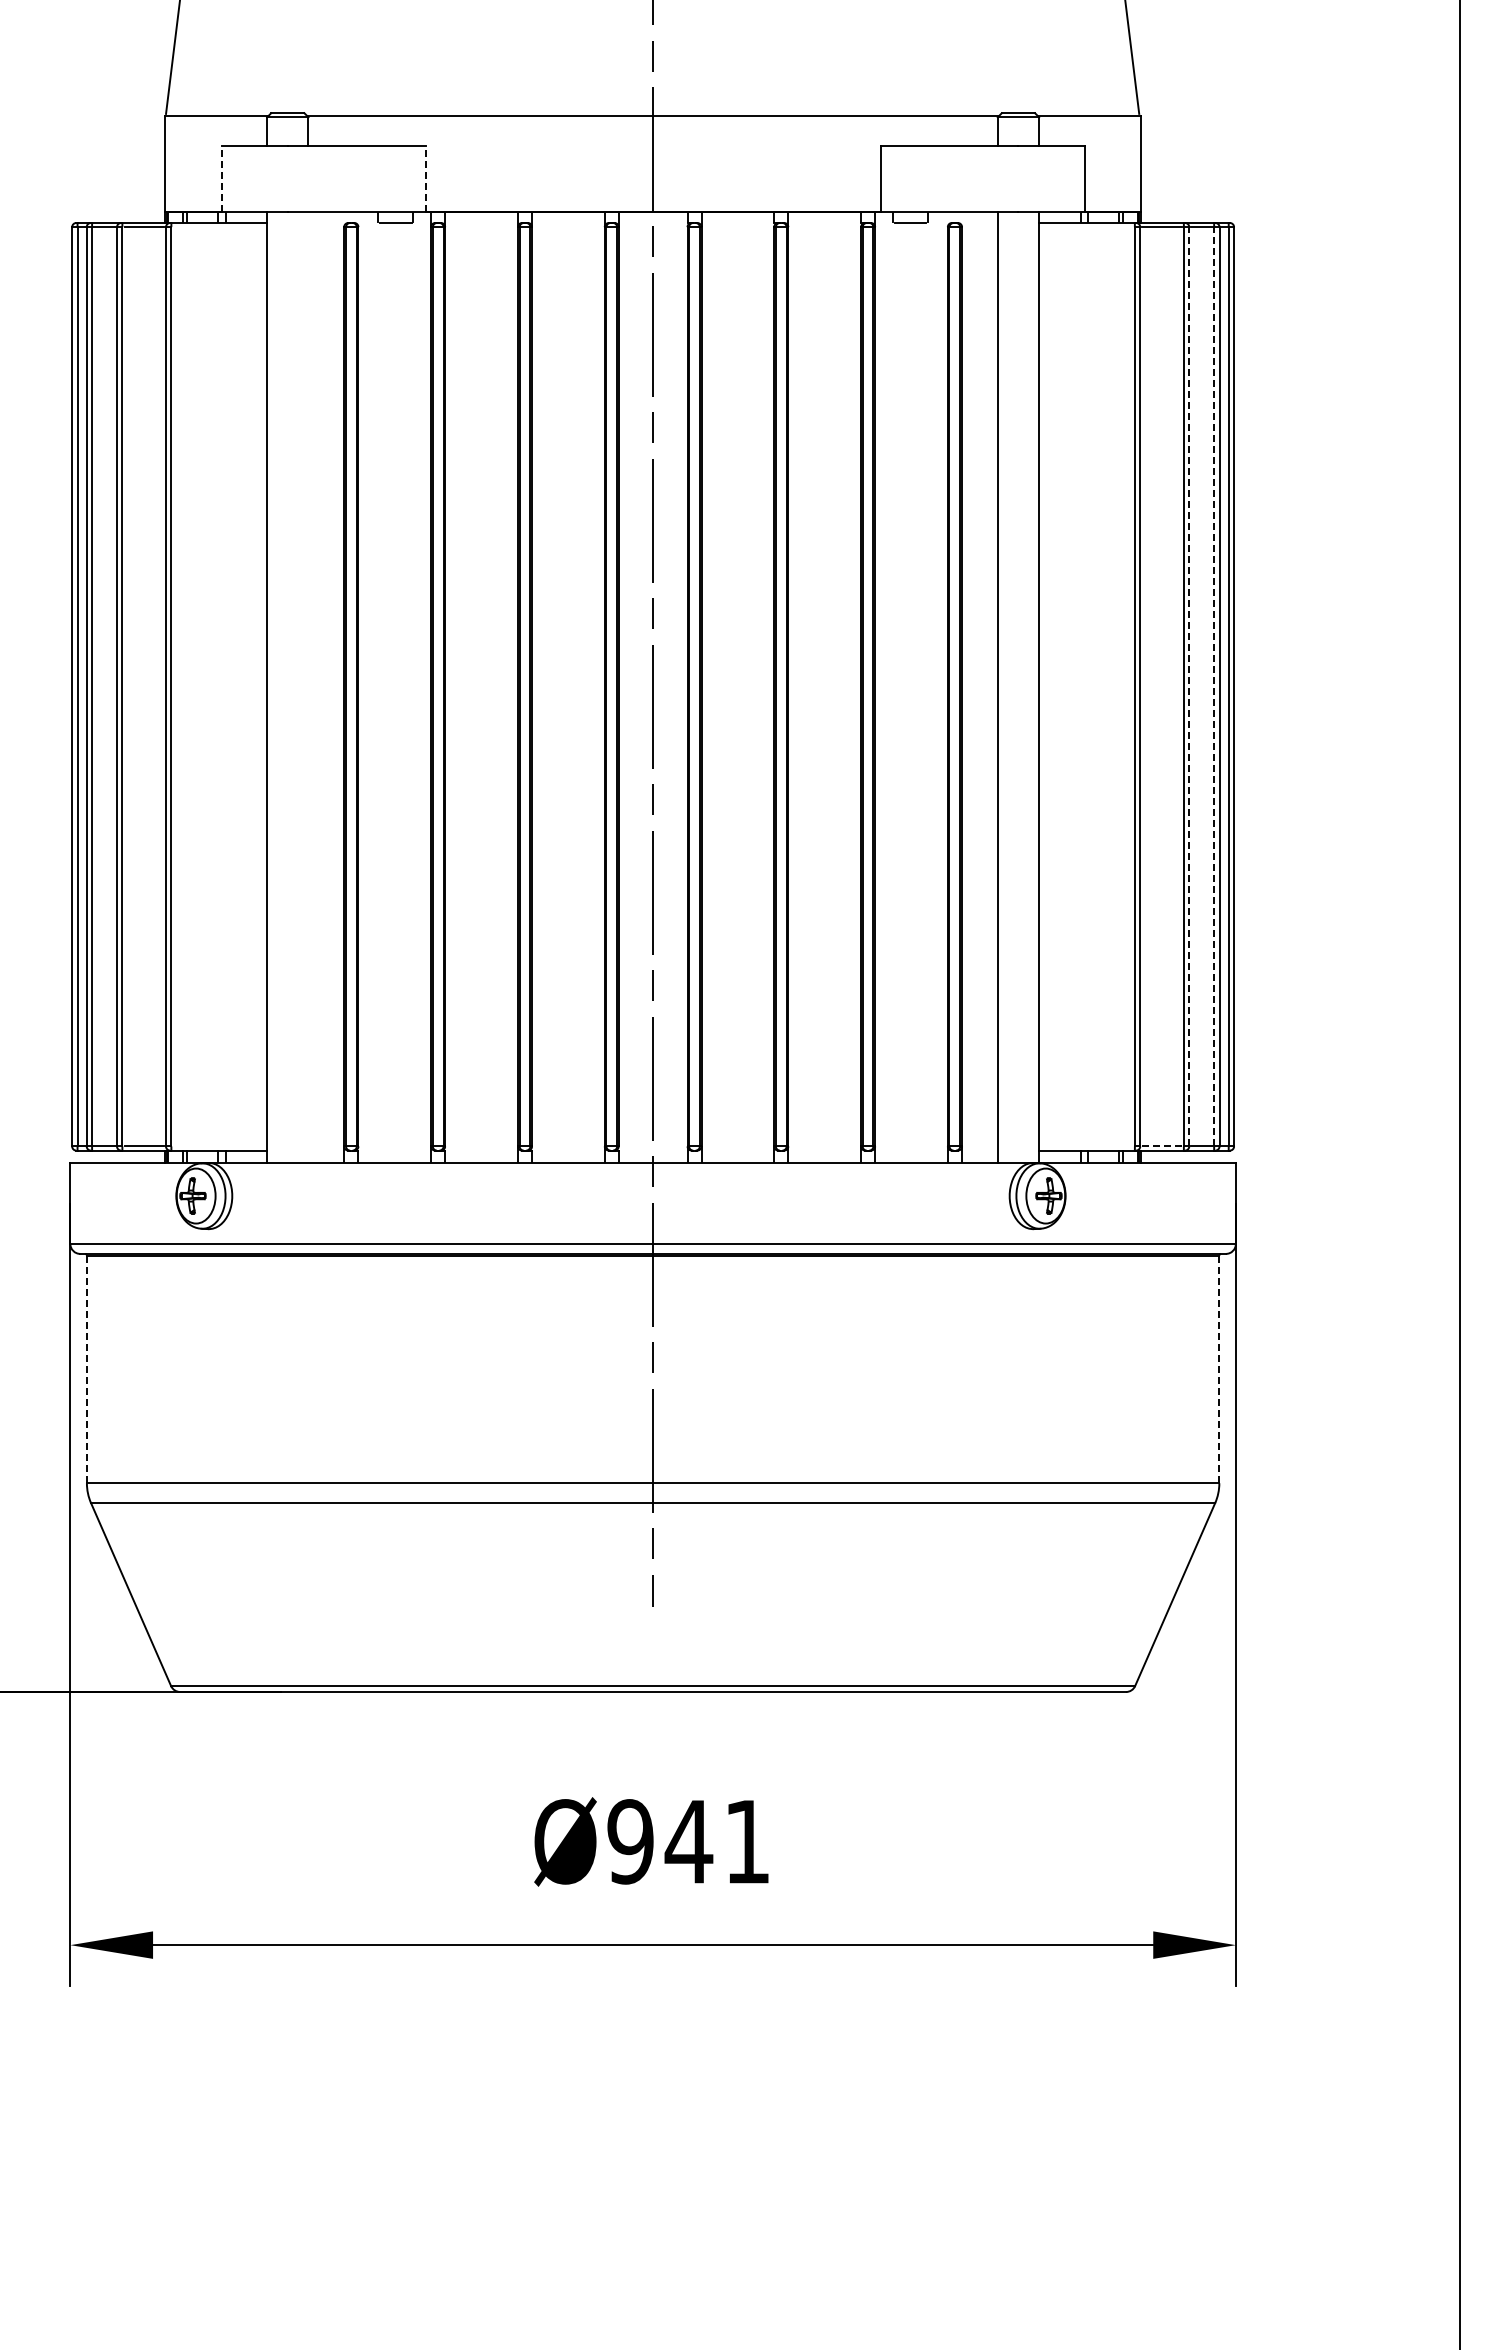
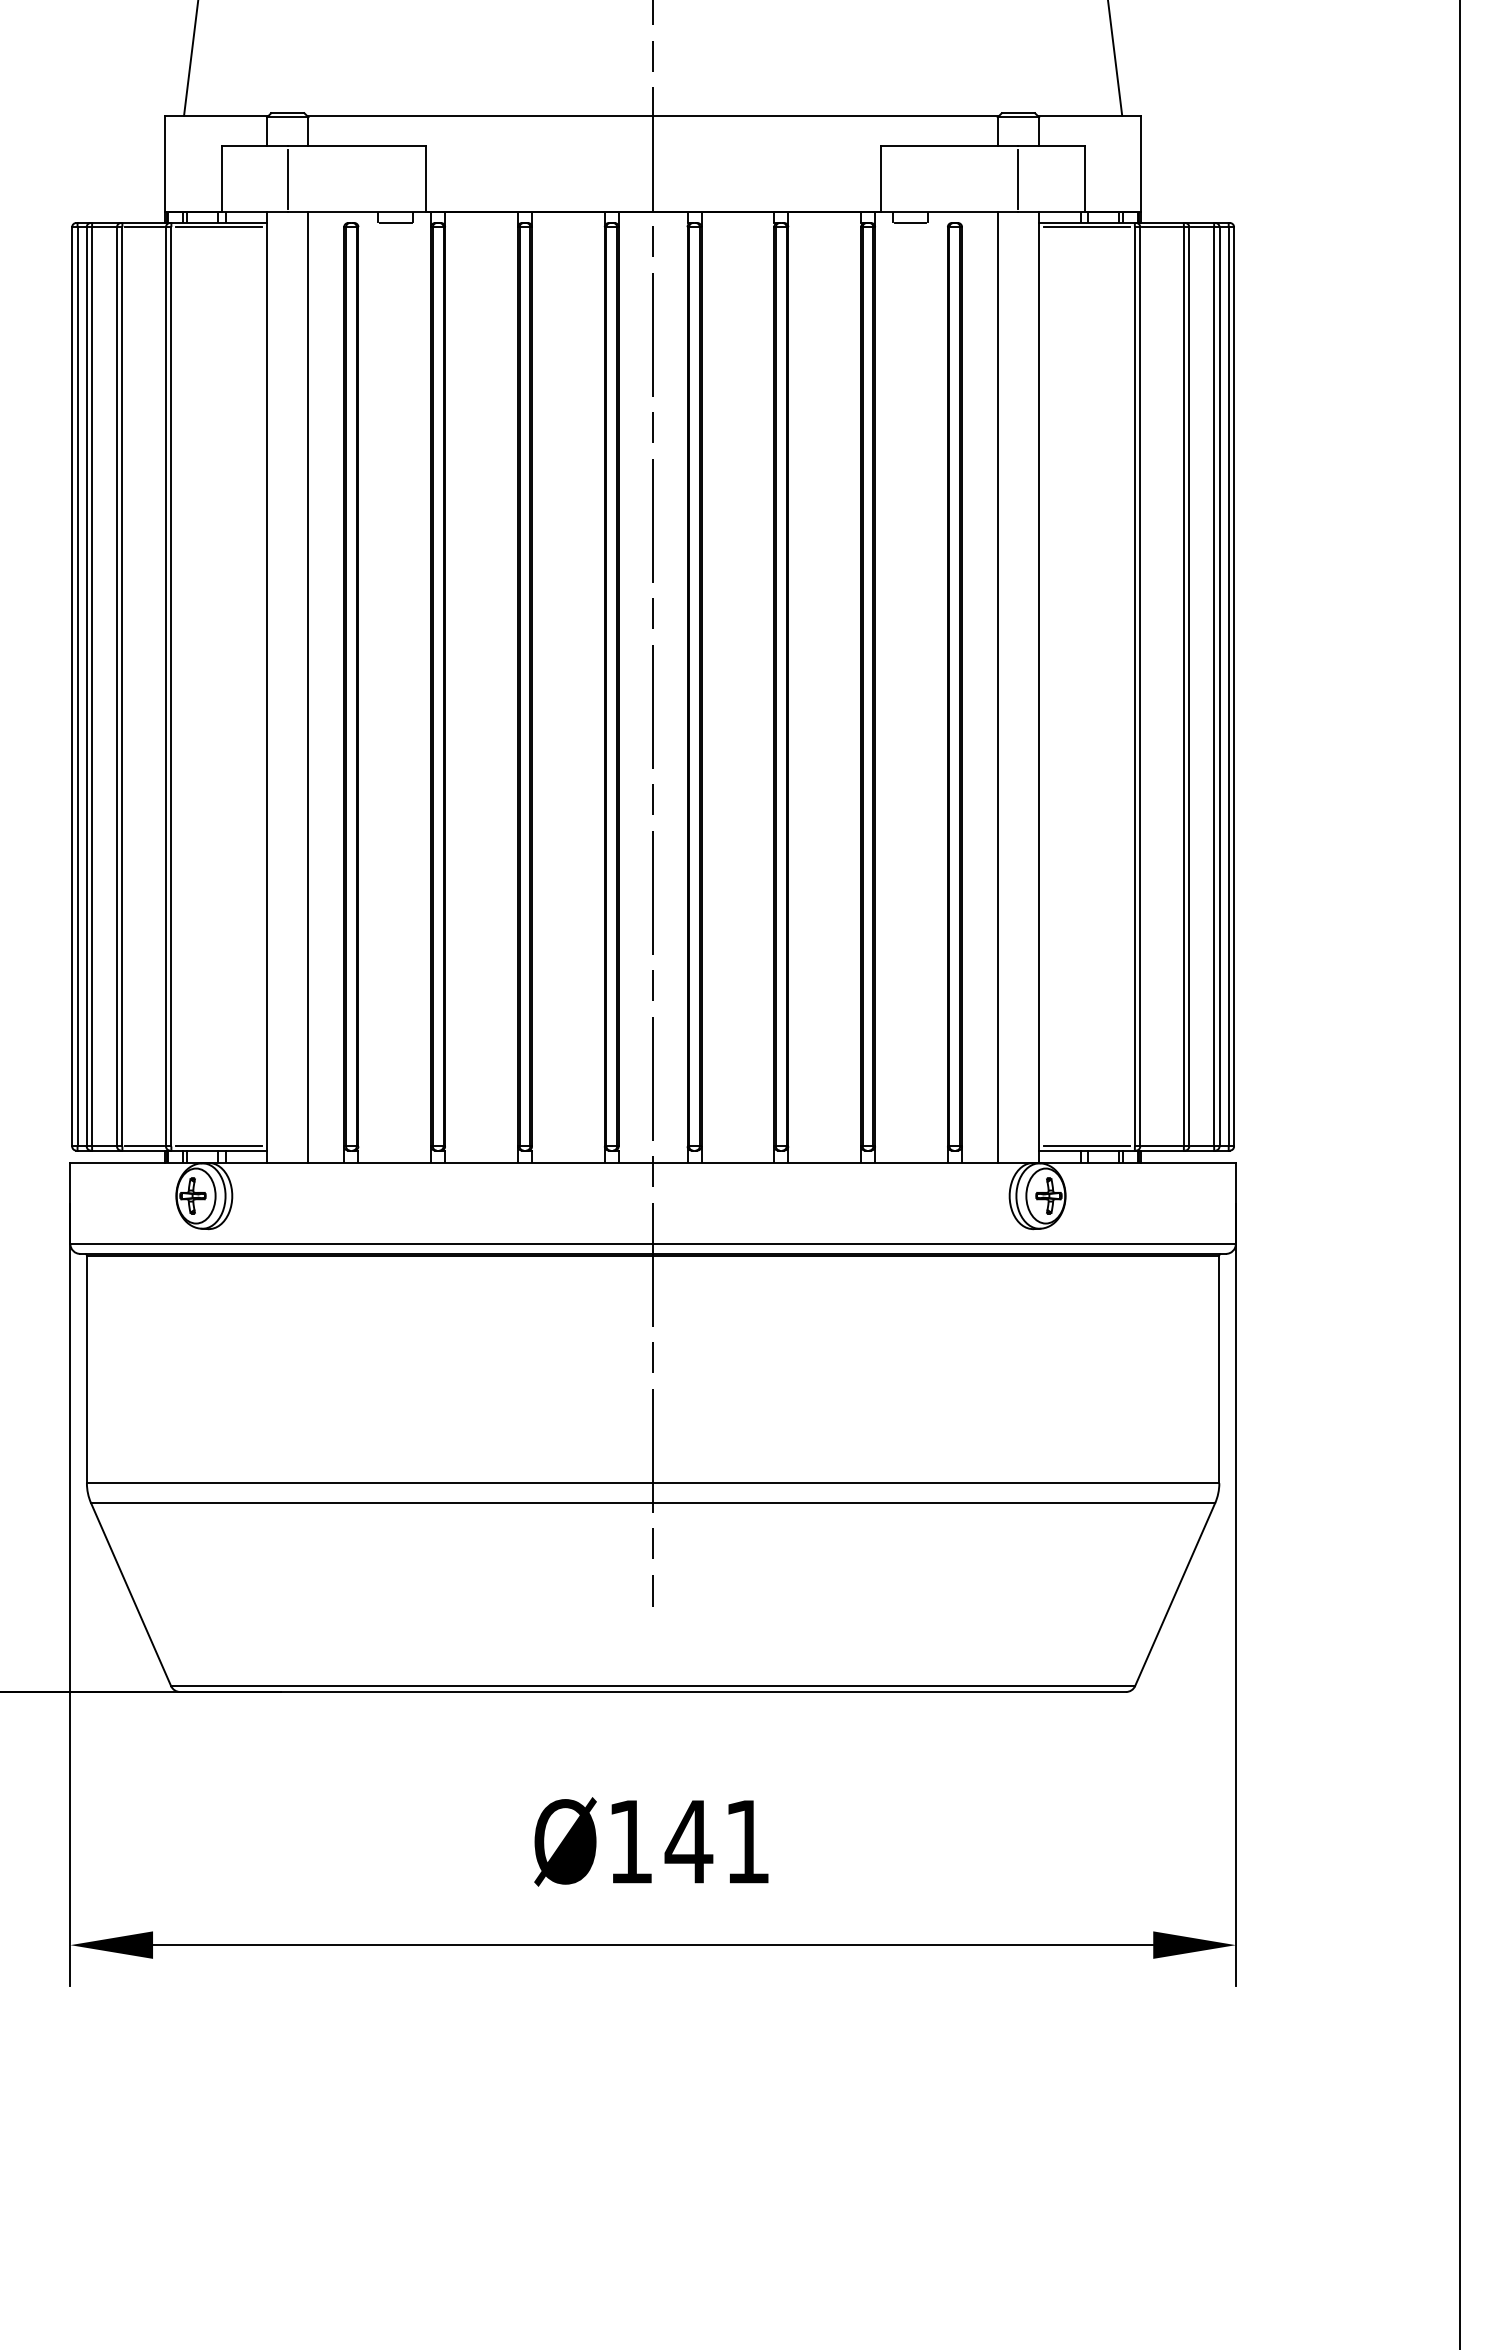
line position: (172, 57) -> (190, 58) (190, 58)
line position: (1132, 57) -> (1115, 58) (1115, 58)
line: dashed -> solid (221, 178)
line: dashed -> solid (425, 178)
line: none -> present (287, 179)
line: none -> present (1018, 179)
line: none -> present (219, 227)
line: none -> present (1086, 227)
line: dashed -> solid (1189, 686)
line: dashed -> solid (1214, 686)
line: none -> present (308, 687)
line: none -> present (219, 1146)
line: none -> present (1086, 1146)
line: dashed -> solid (1162, 1146)
line: dashed -> solid (86, 1369)
line: dashed -> solid (1219, 1369)
text: Ø941 -> Ø141 (630, 1841)
